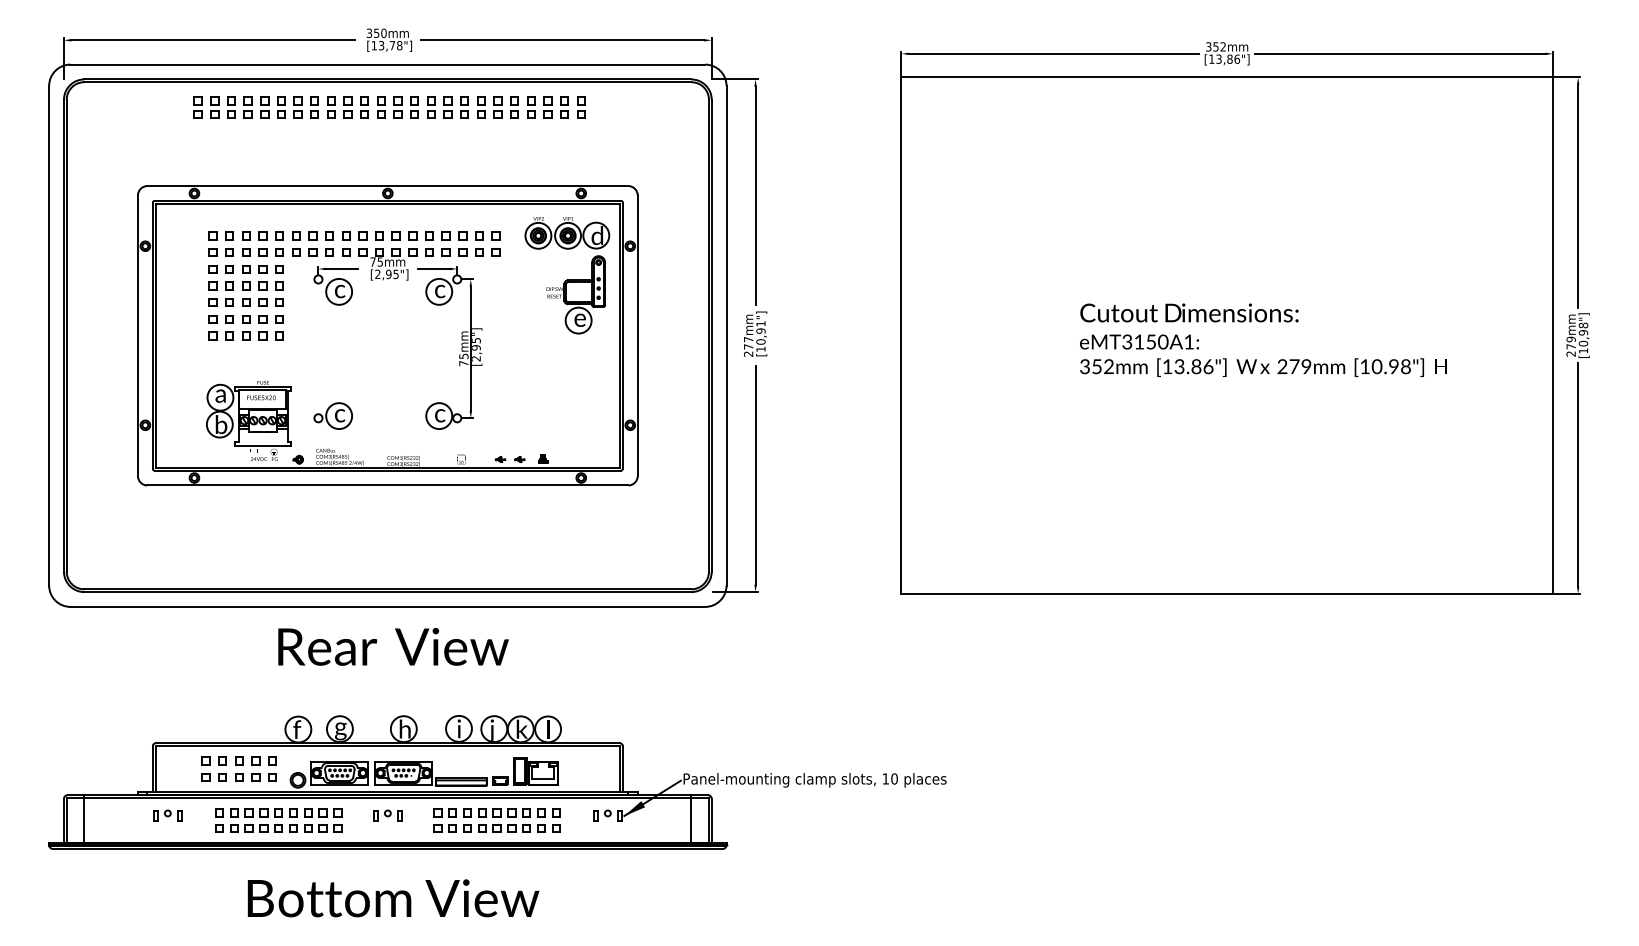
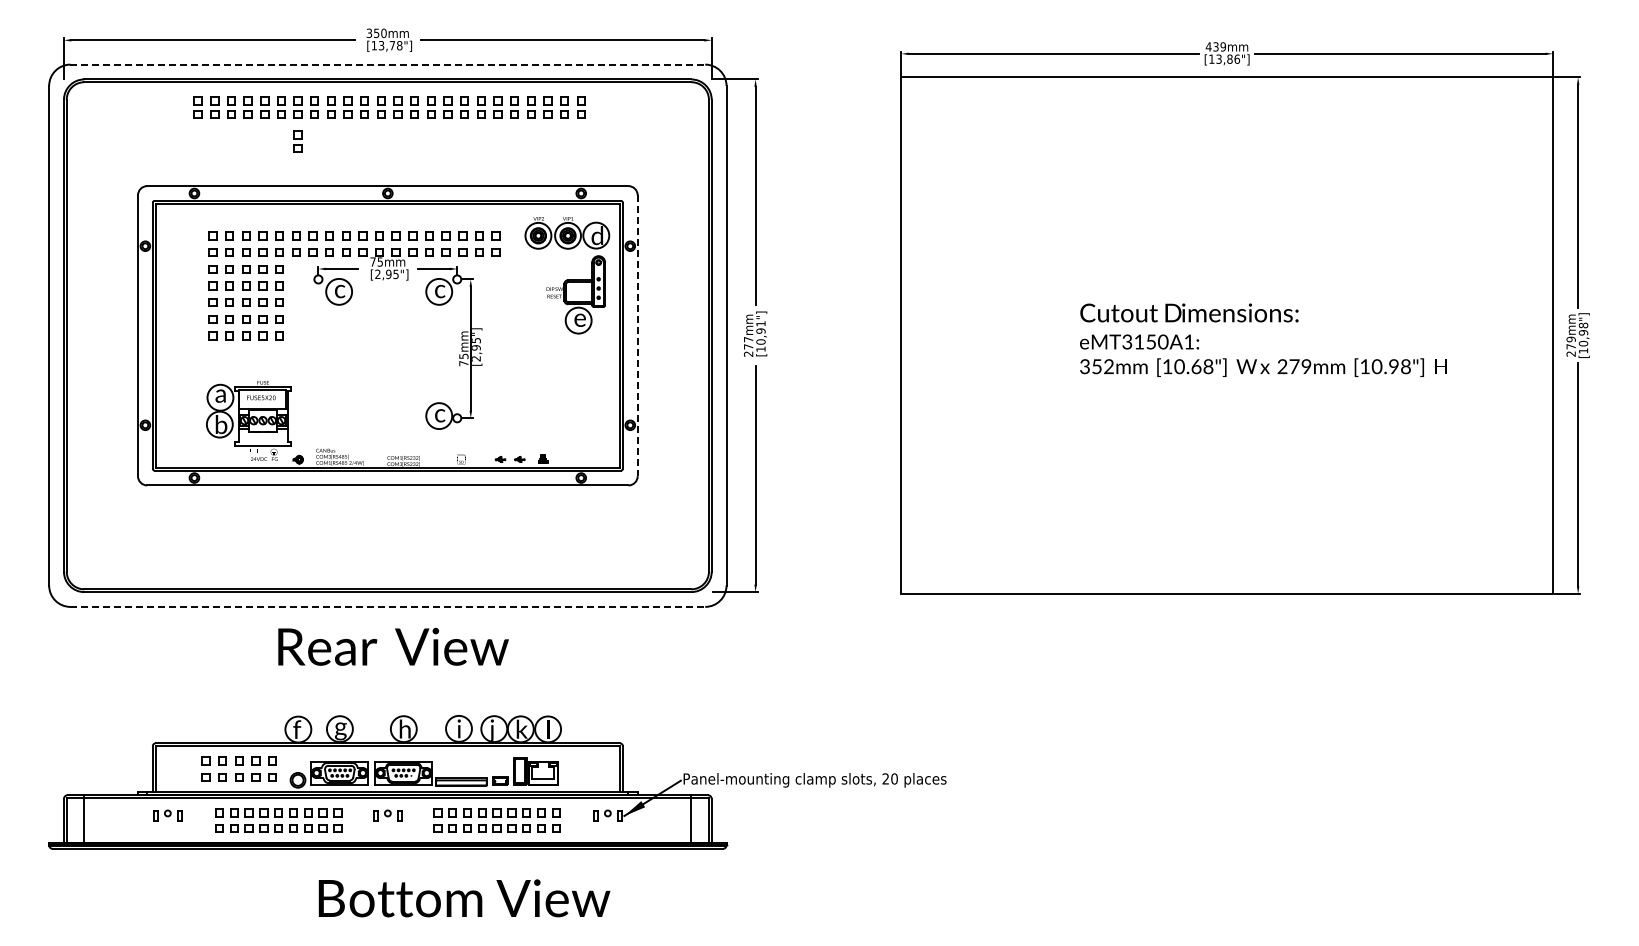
text: 352mm -> 439mm (1215, 46)
line: solid -> dashed (388, 64)
part: none -> present (297, 141)
line: solid -> dashed (637, 336)
text: [13.86"] -> [10.68"] (1193, 366)
part: present -> none (332, 415)
line: solid -> dashed (388, 606)
text: 10 -> 20 (885, 778)
text position: (393, 898) -> (464, 898) (464, 898)
